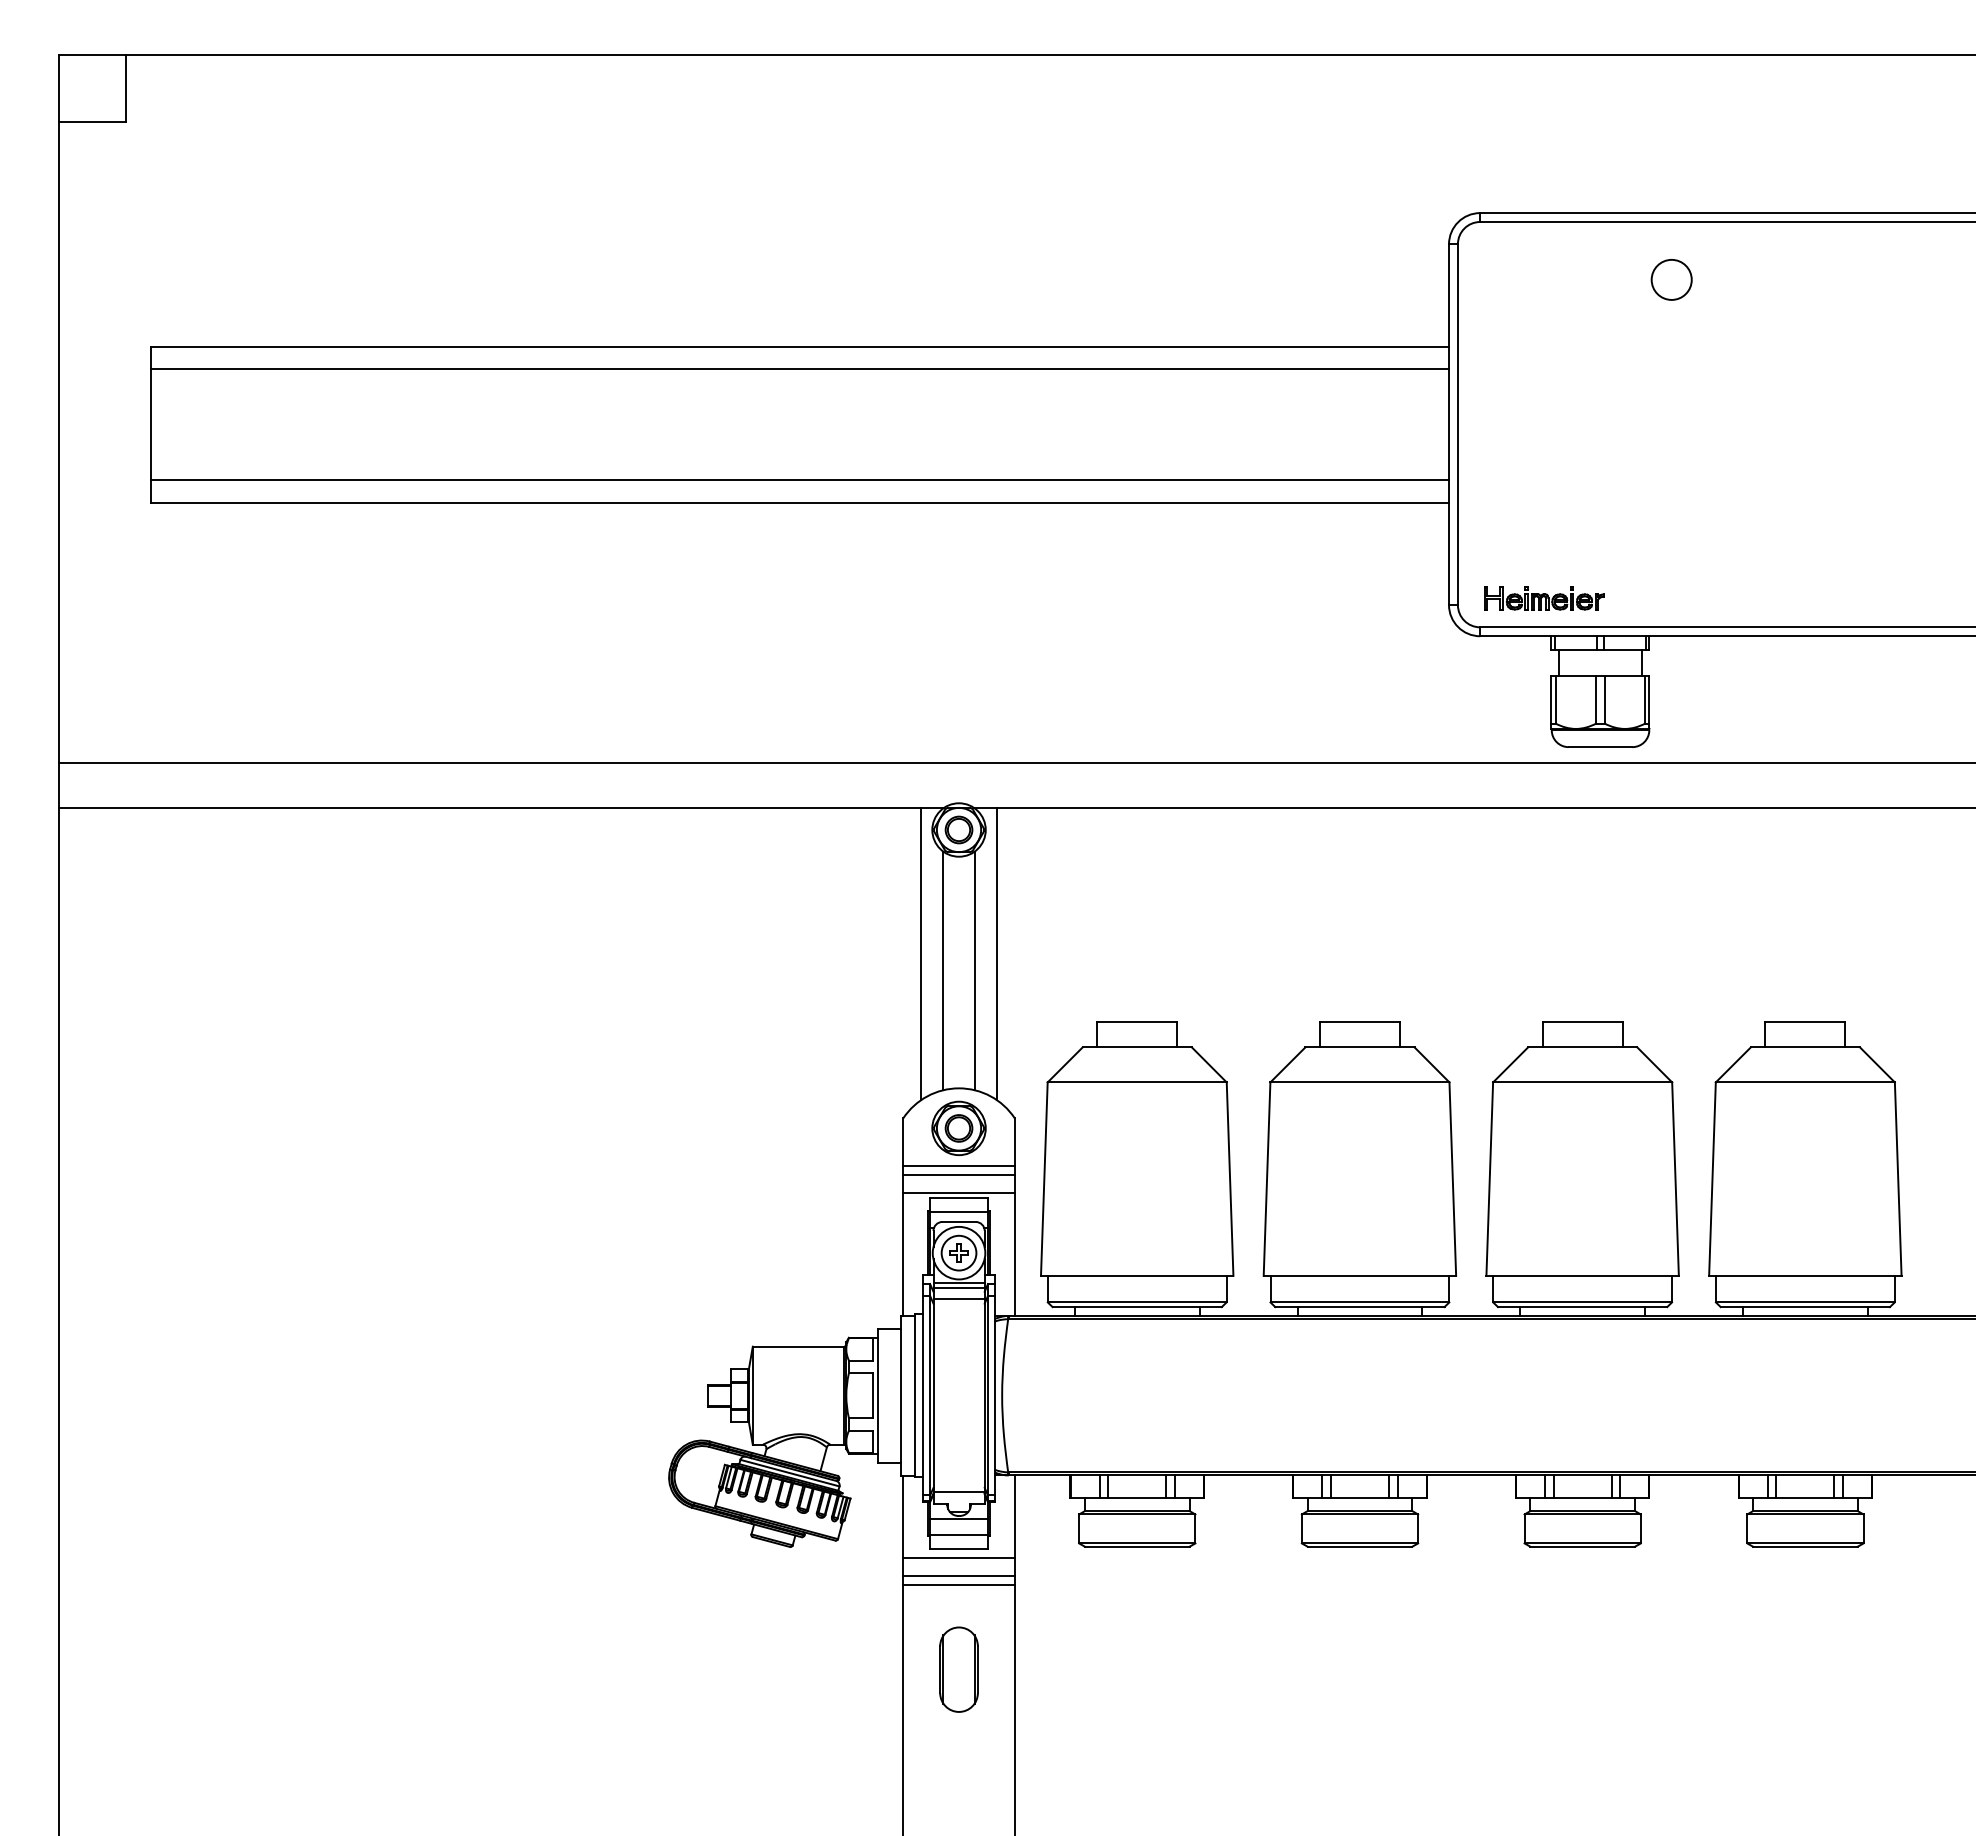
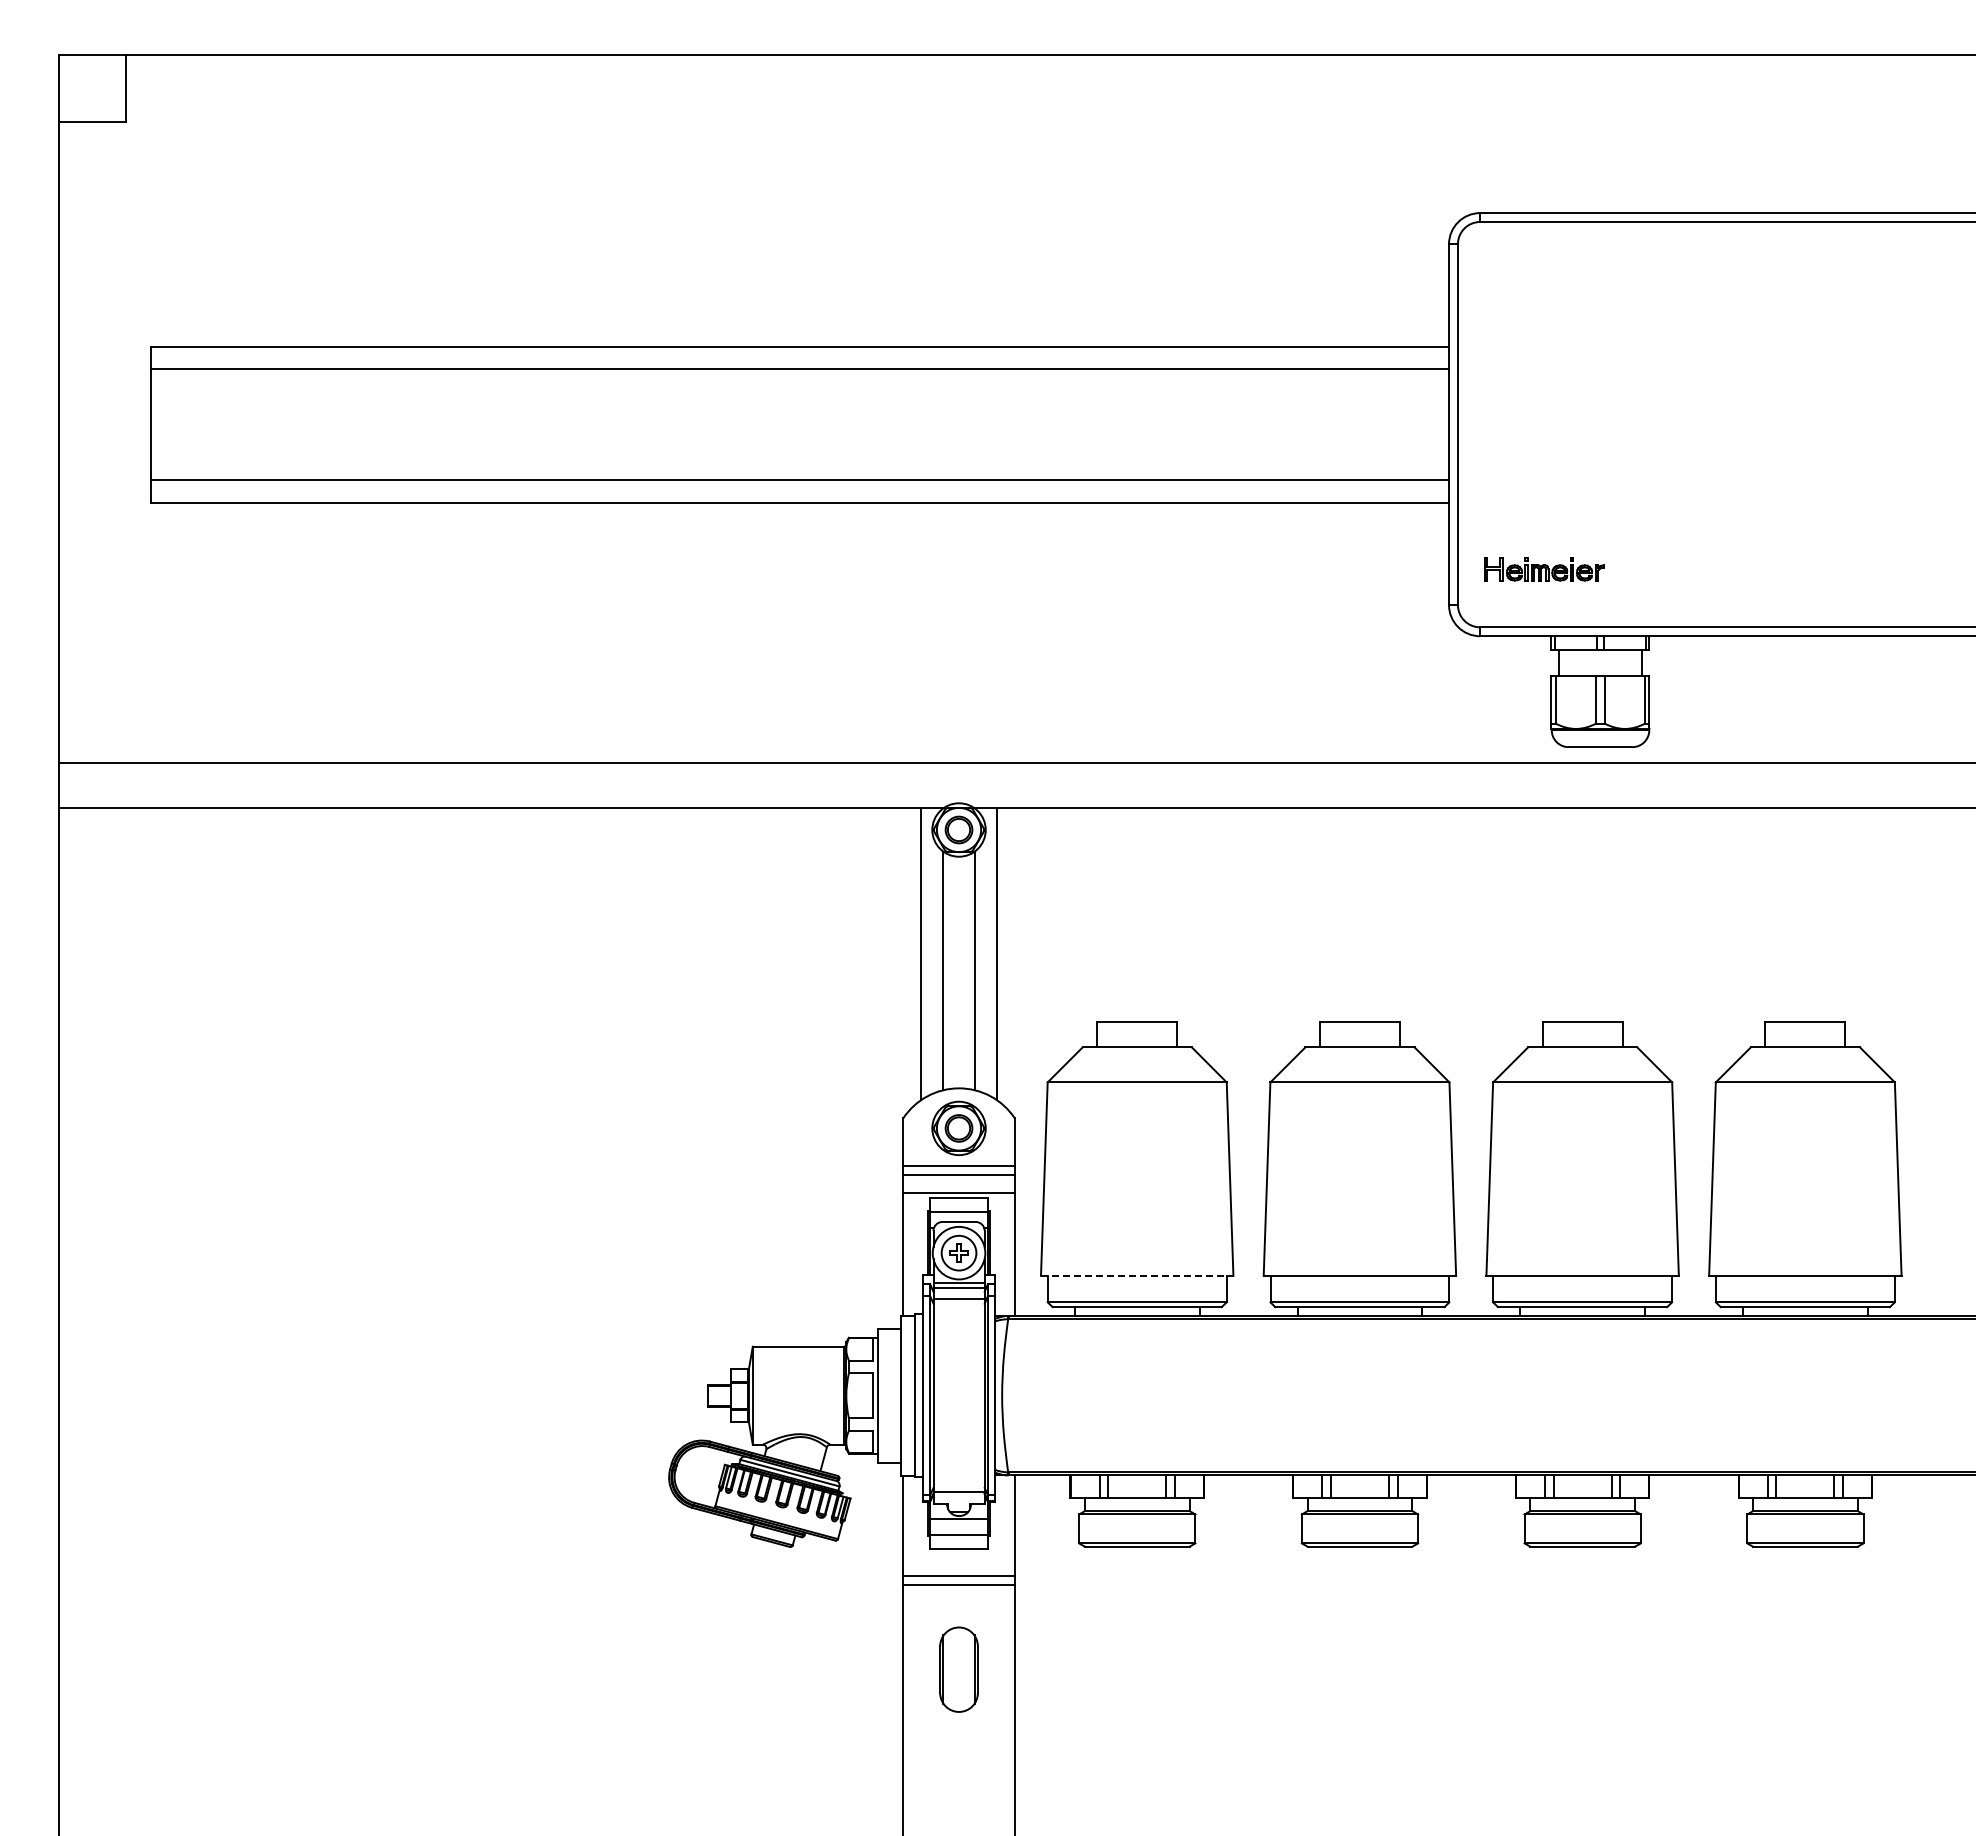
circle: present -> none (1671, 279)
part position: (1544, 598) -> (1544, 569) (1544, 569)
line: solid -> dashed (1137, 1275)
line: present -> none (958, 1558)
